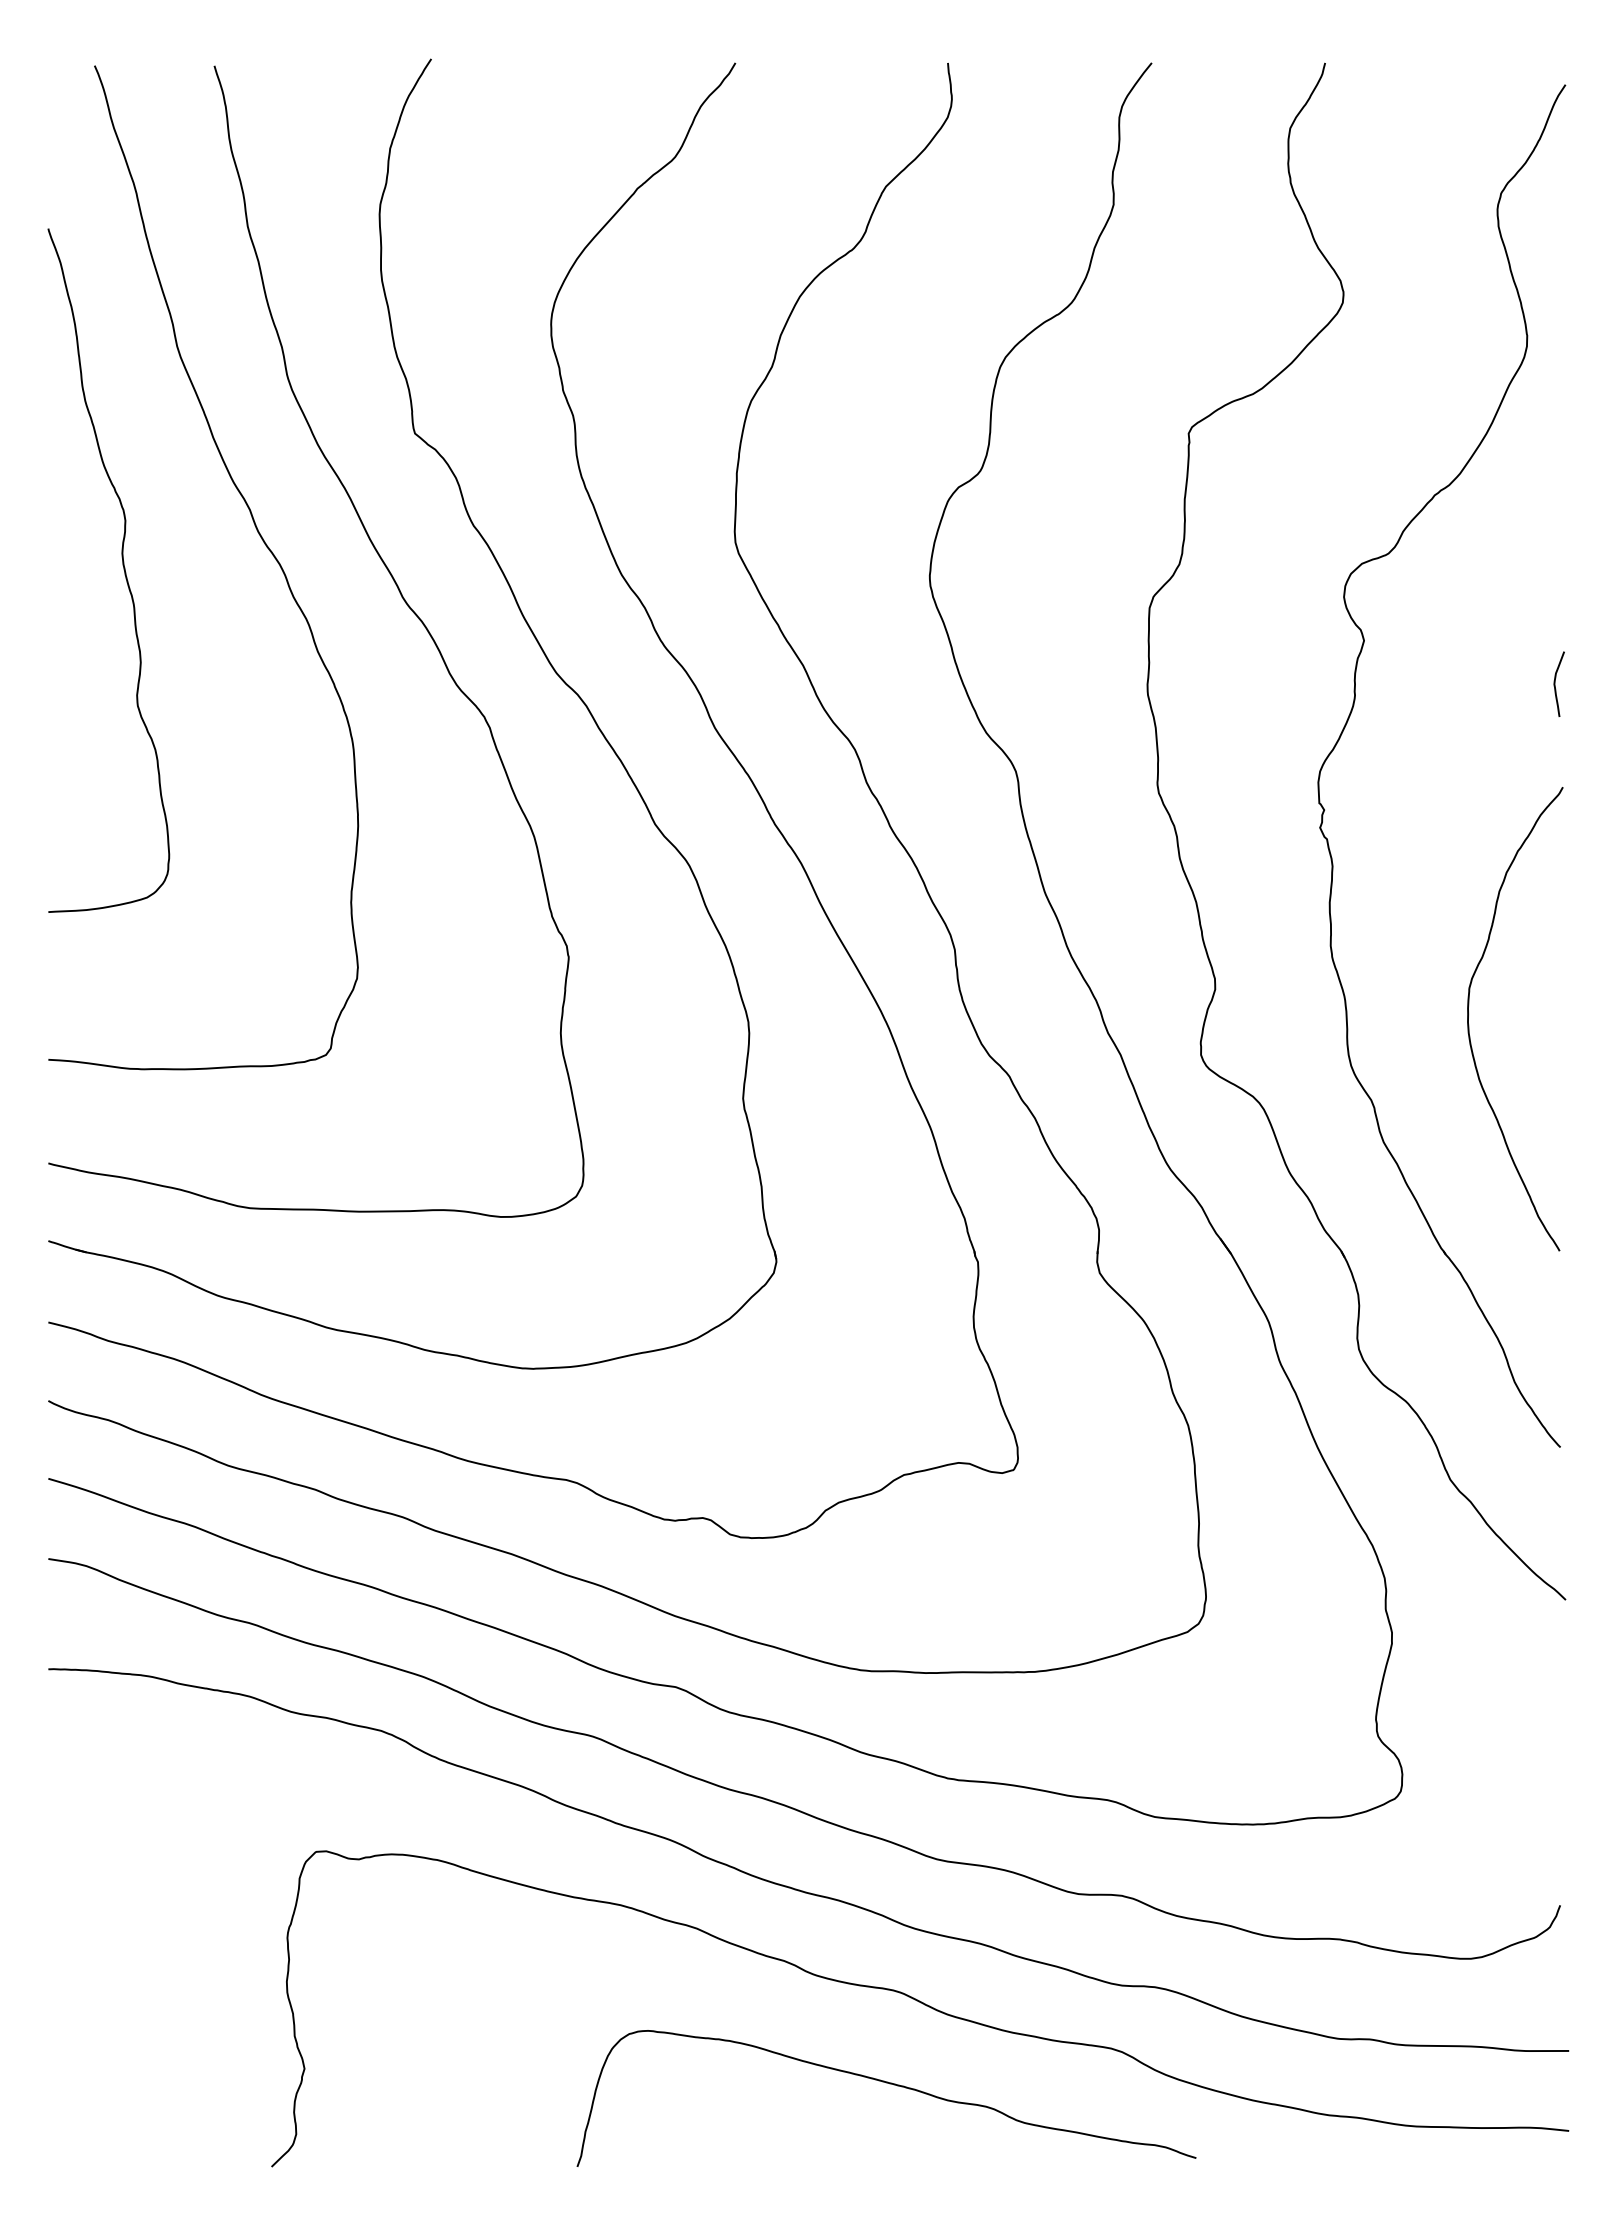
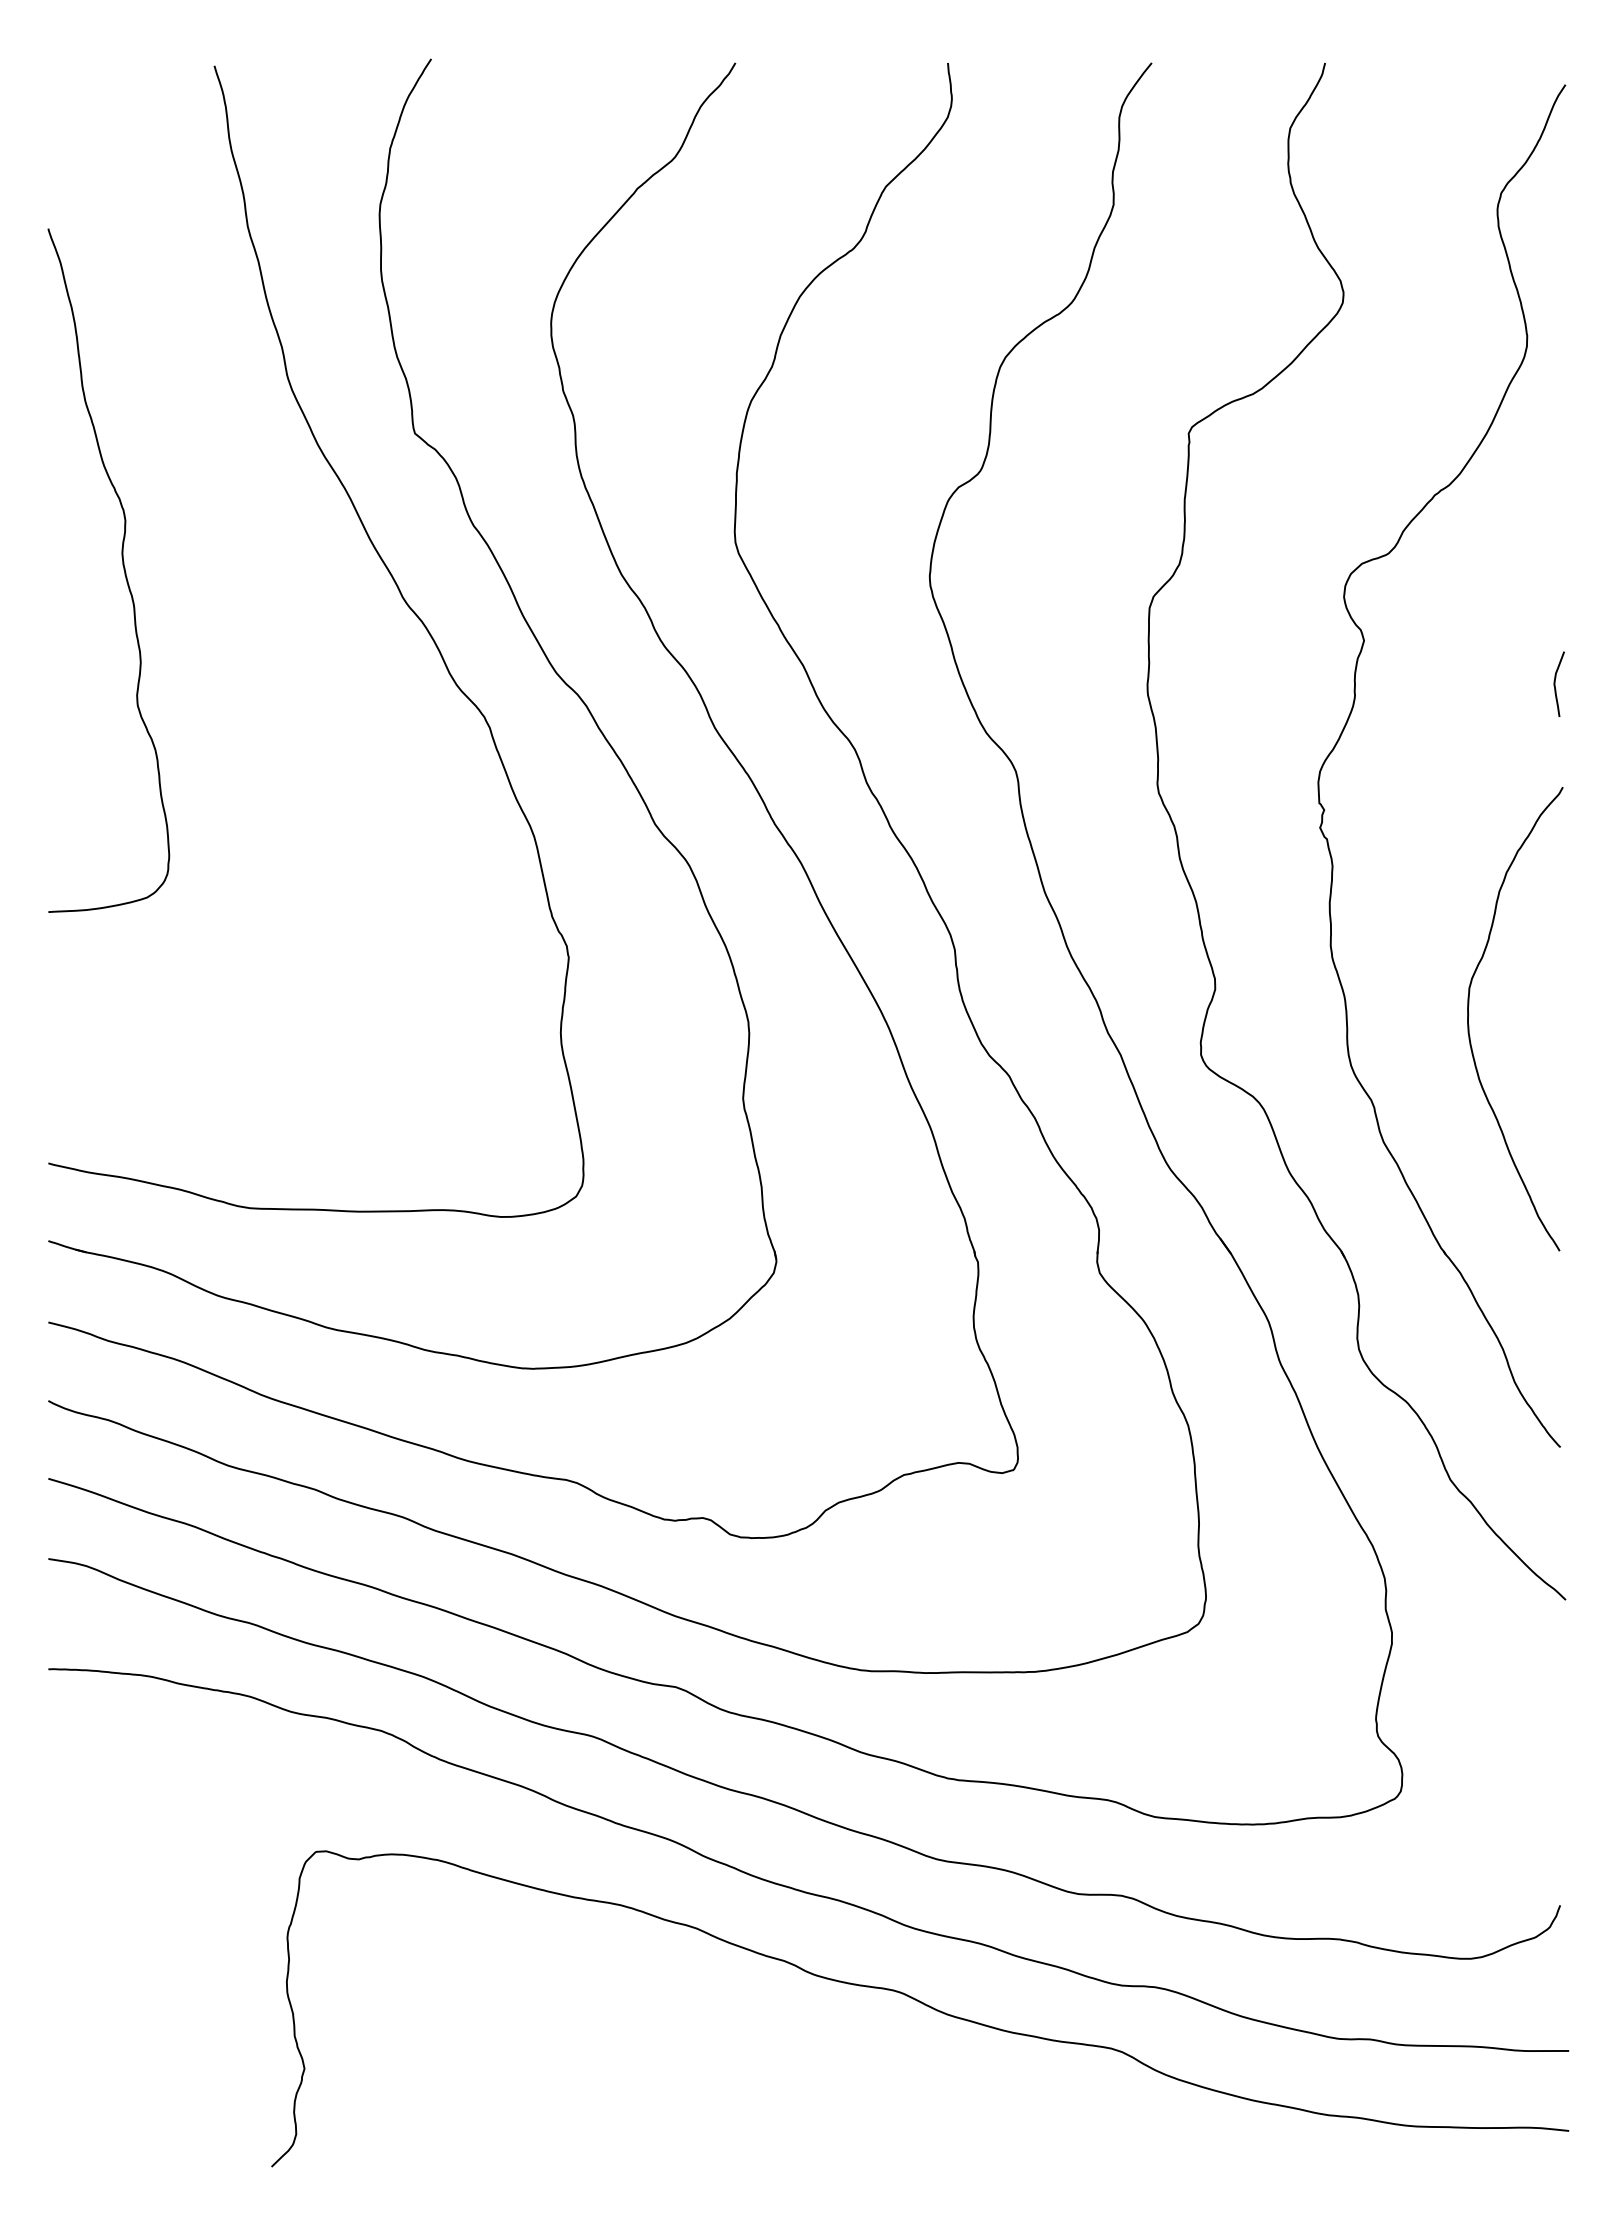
curve: present -> none (258, 534)
curve: present -> none (889, 2084)
